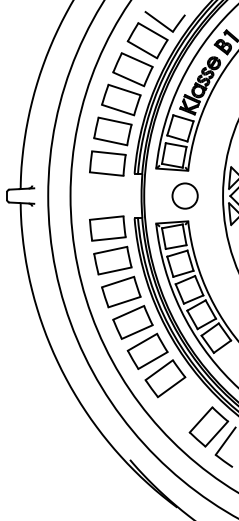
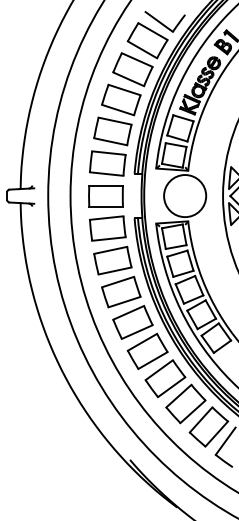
circle diameter: 25 px -> 42 px (185, 196)
part: none -> present (105, 196)
part: none -> present (185, 403)
